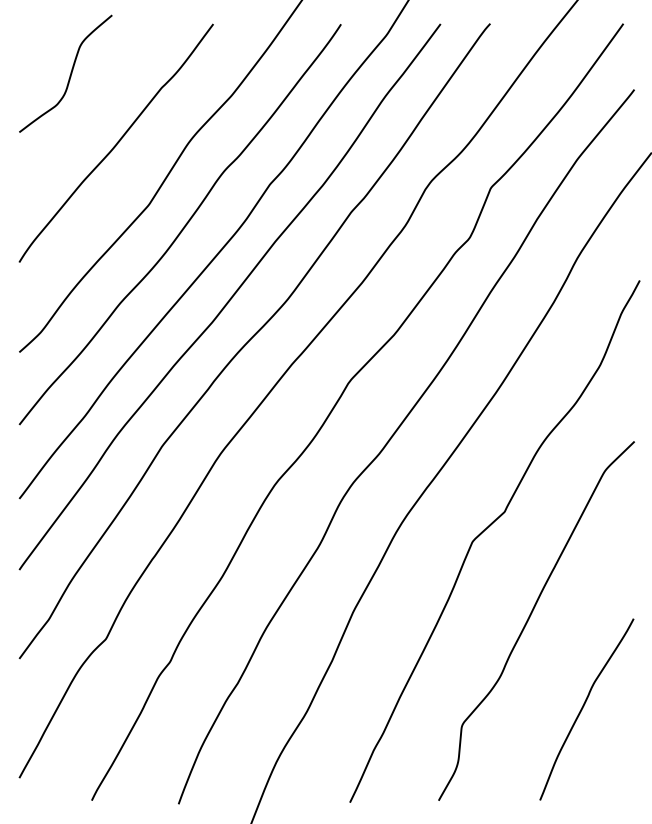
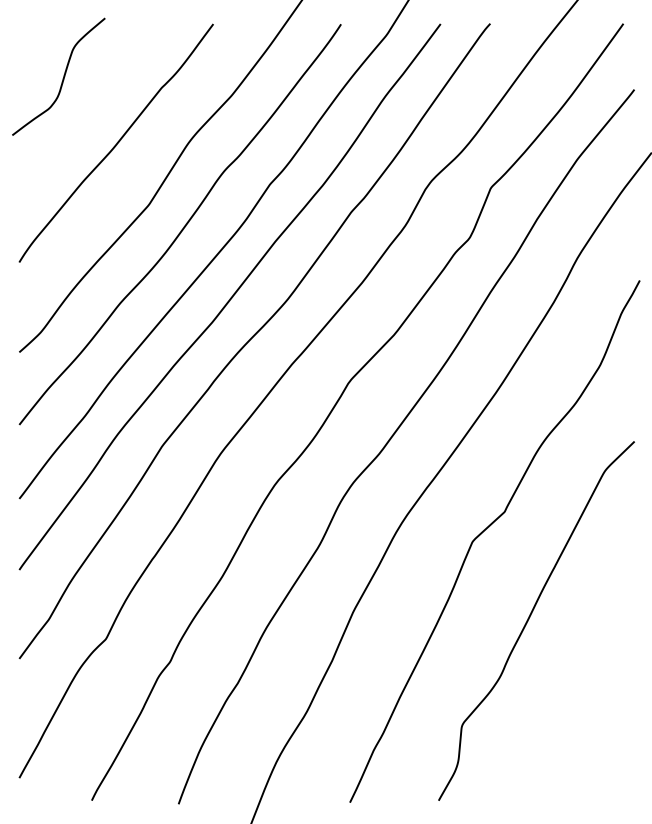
curve position: (69, 75) -> (62, 78) (62, 78)
curve: present -> none (583, 708)
